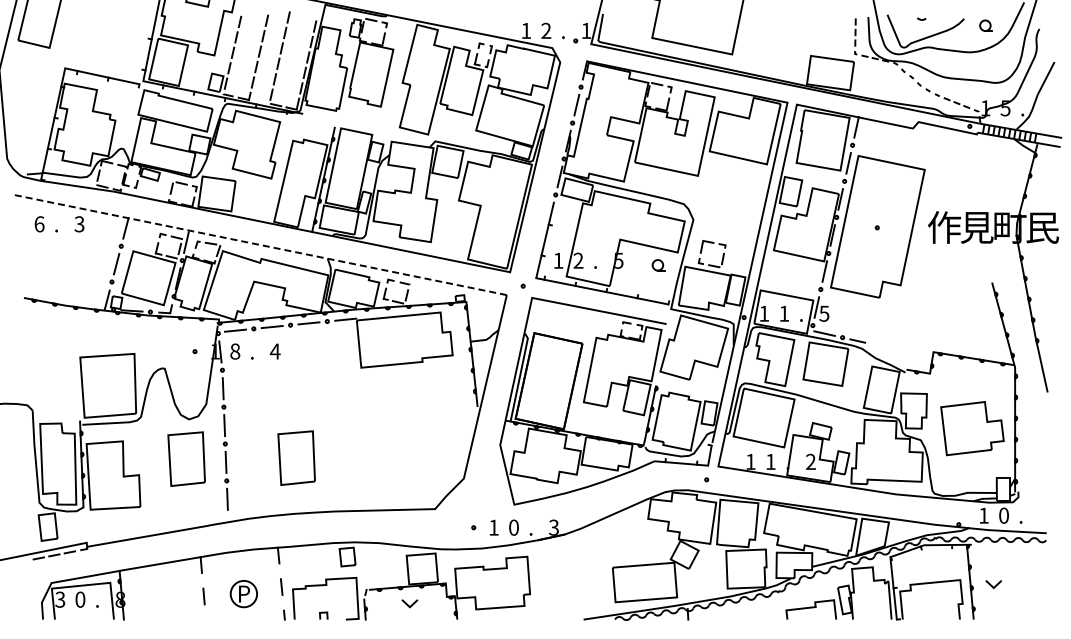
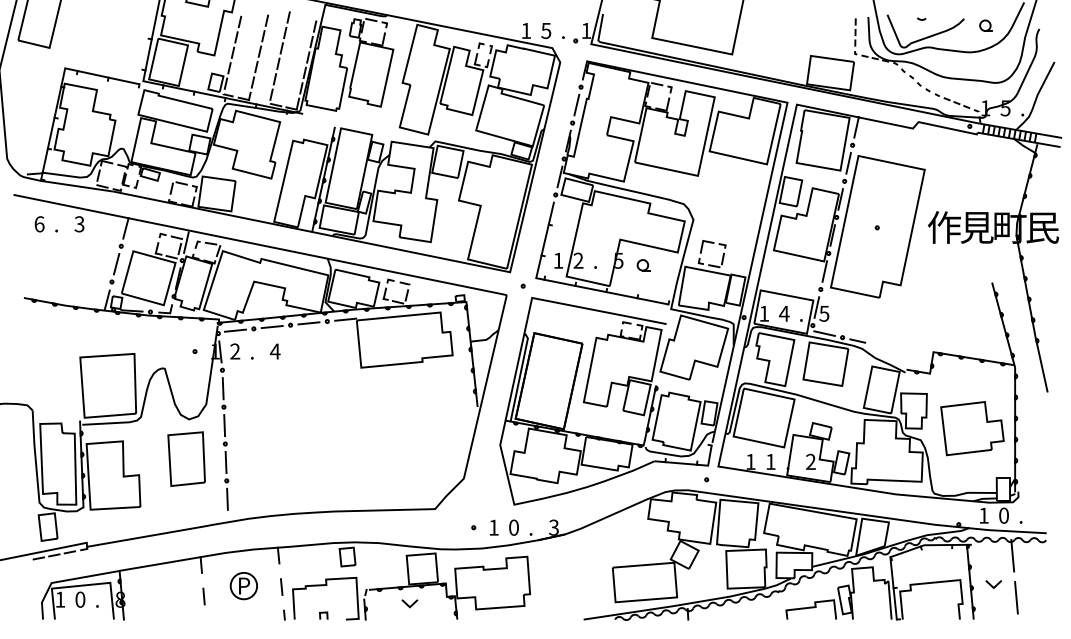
text: 2 -> 5 (546, 30)
line: dashed -> solid (261, 245)
part position: (658, 265) -> (643, 265) (643, 265)
text: 1 -> 4 (783, 313)
text: 8 -> 2 (235, 351)
part: present -> none (296, 457)
line: none -> present (1012, 555)
part position: (243, 594) -> (243, 586) (243, 586)
line: none -> present (1016, 597)
text: 3 -> 1 (60, 599)
